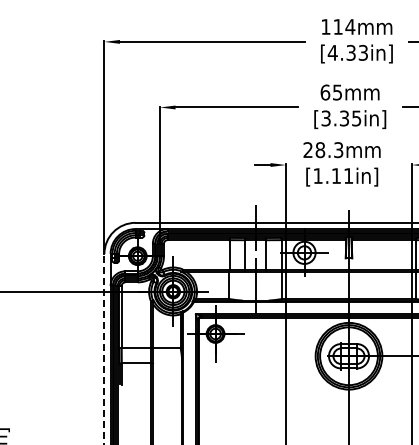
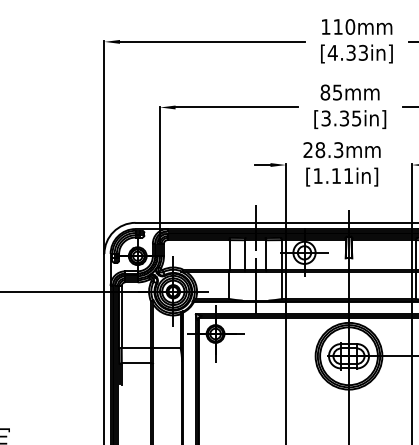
text: 114mm -> 110mm (350, 26)
text: 65mm -> 85mm (325, 92)
line: dashed -> solid (104, 348)
